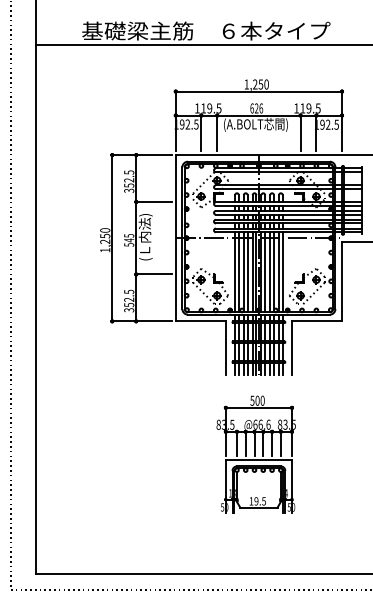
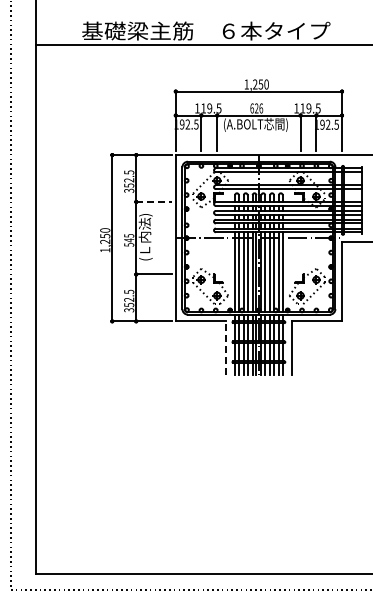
line: solid -> dashed (154, 201)
line: solid -> dashed (225, 347)
part: present -> none (255, 454)
